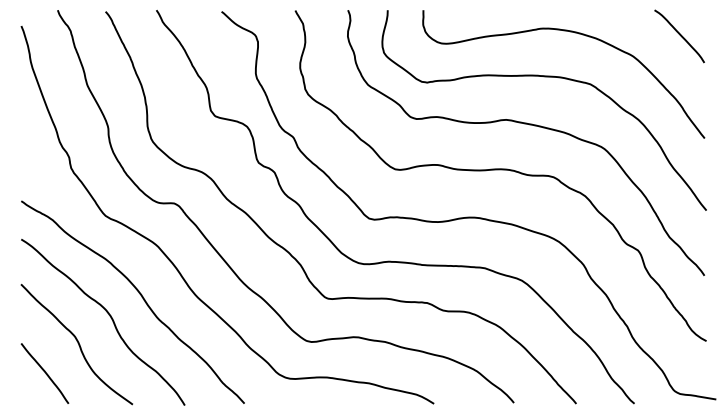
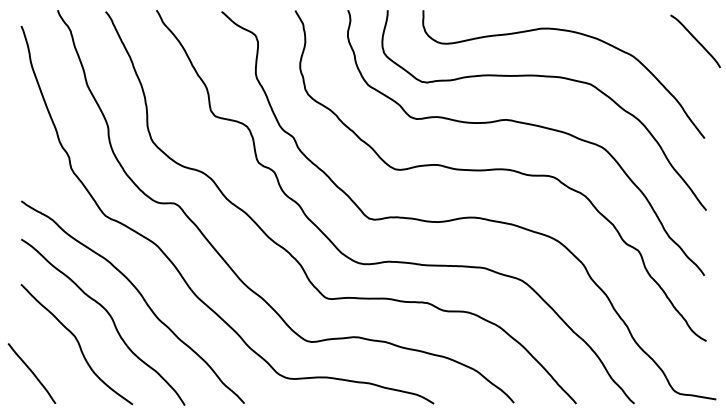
curve position: (679, 35) -> (695, 40) (695, 40)
curve position: (44, 372) -> (31, 372) (31, 372)
